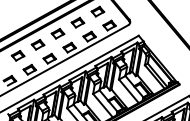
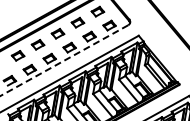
line: solid -> dashed (63, 60)
